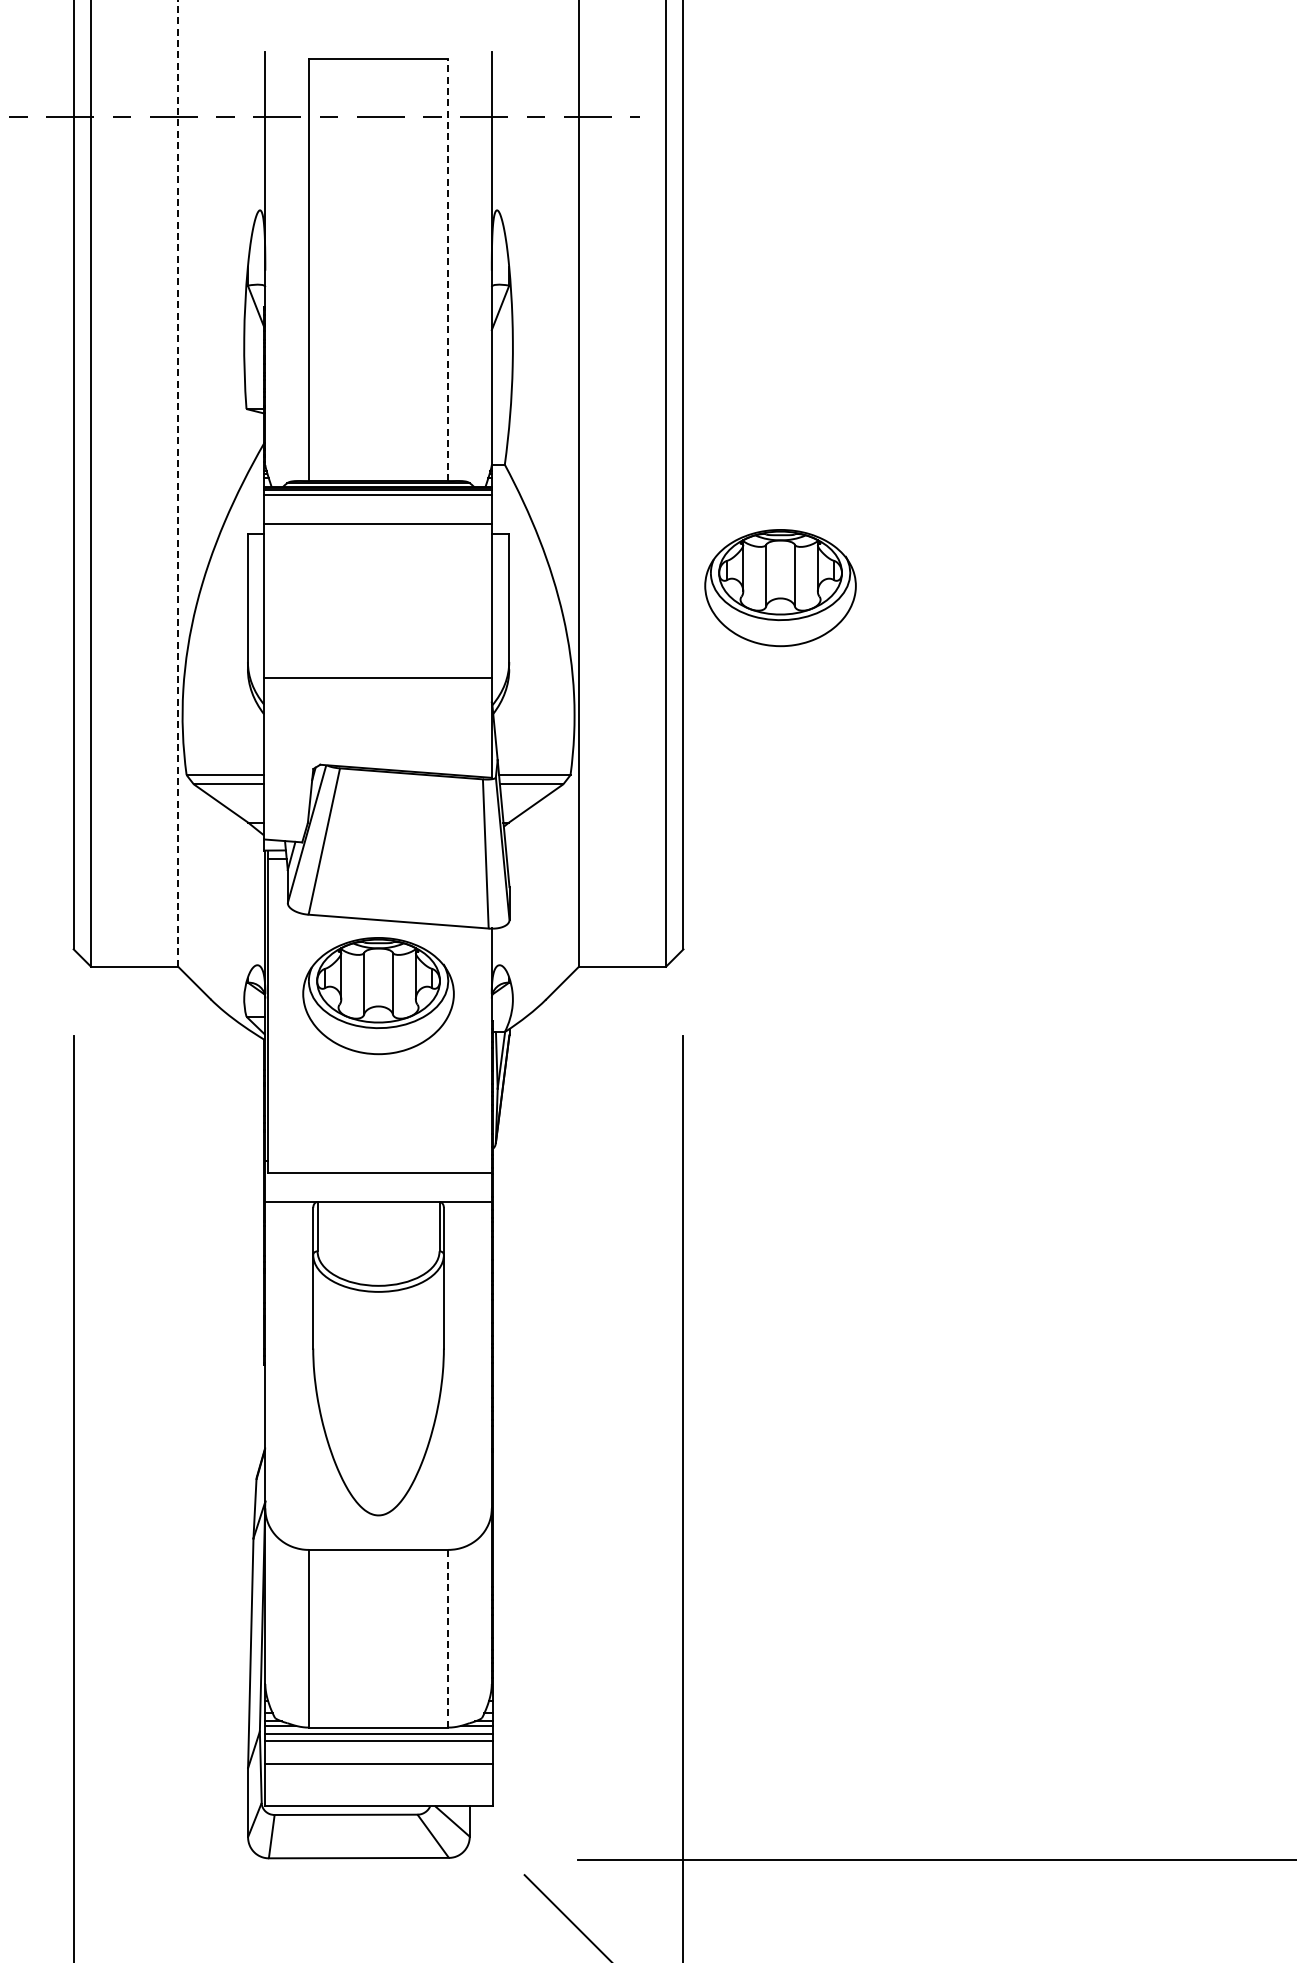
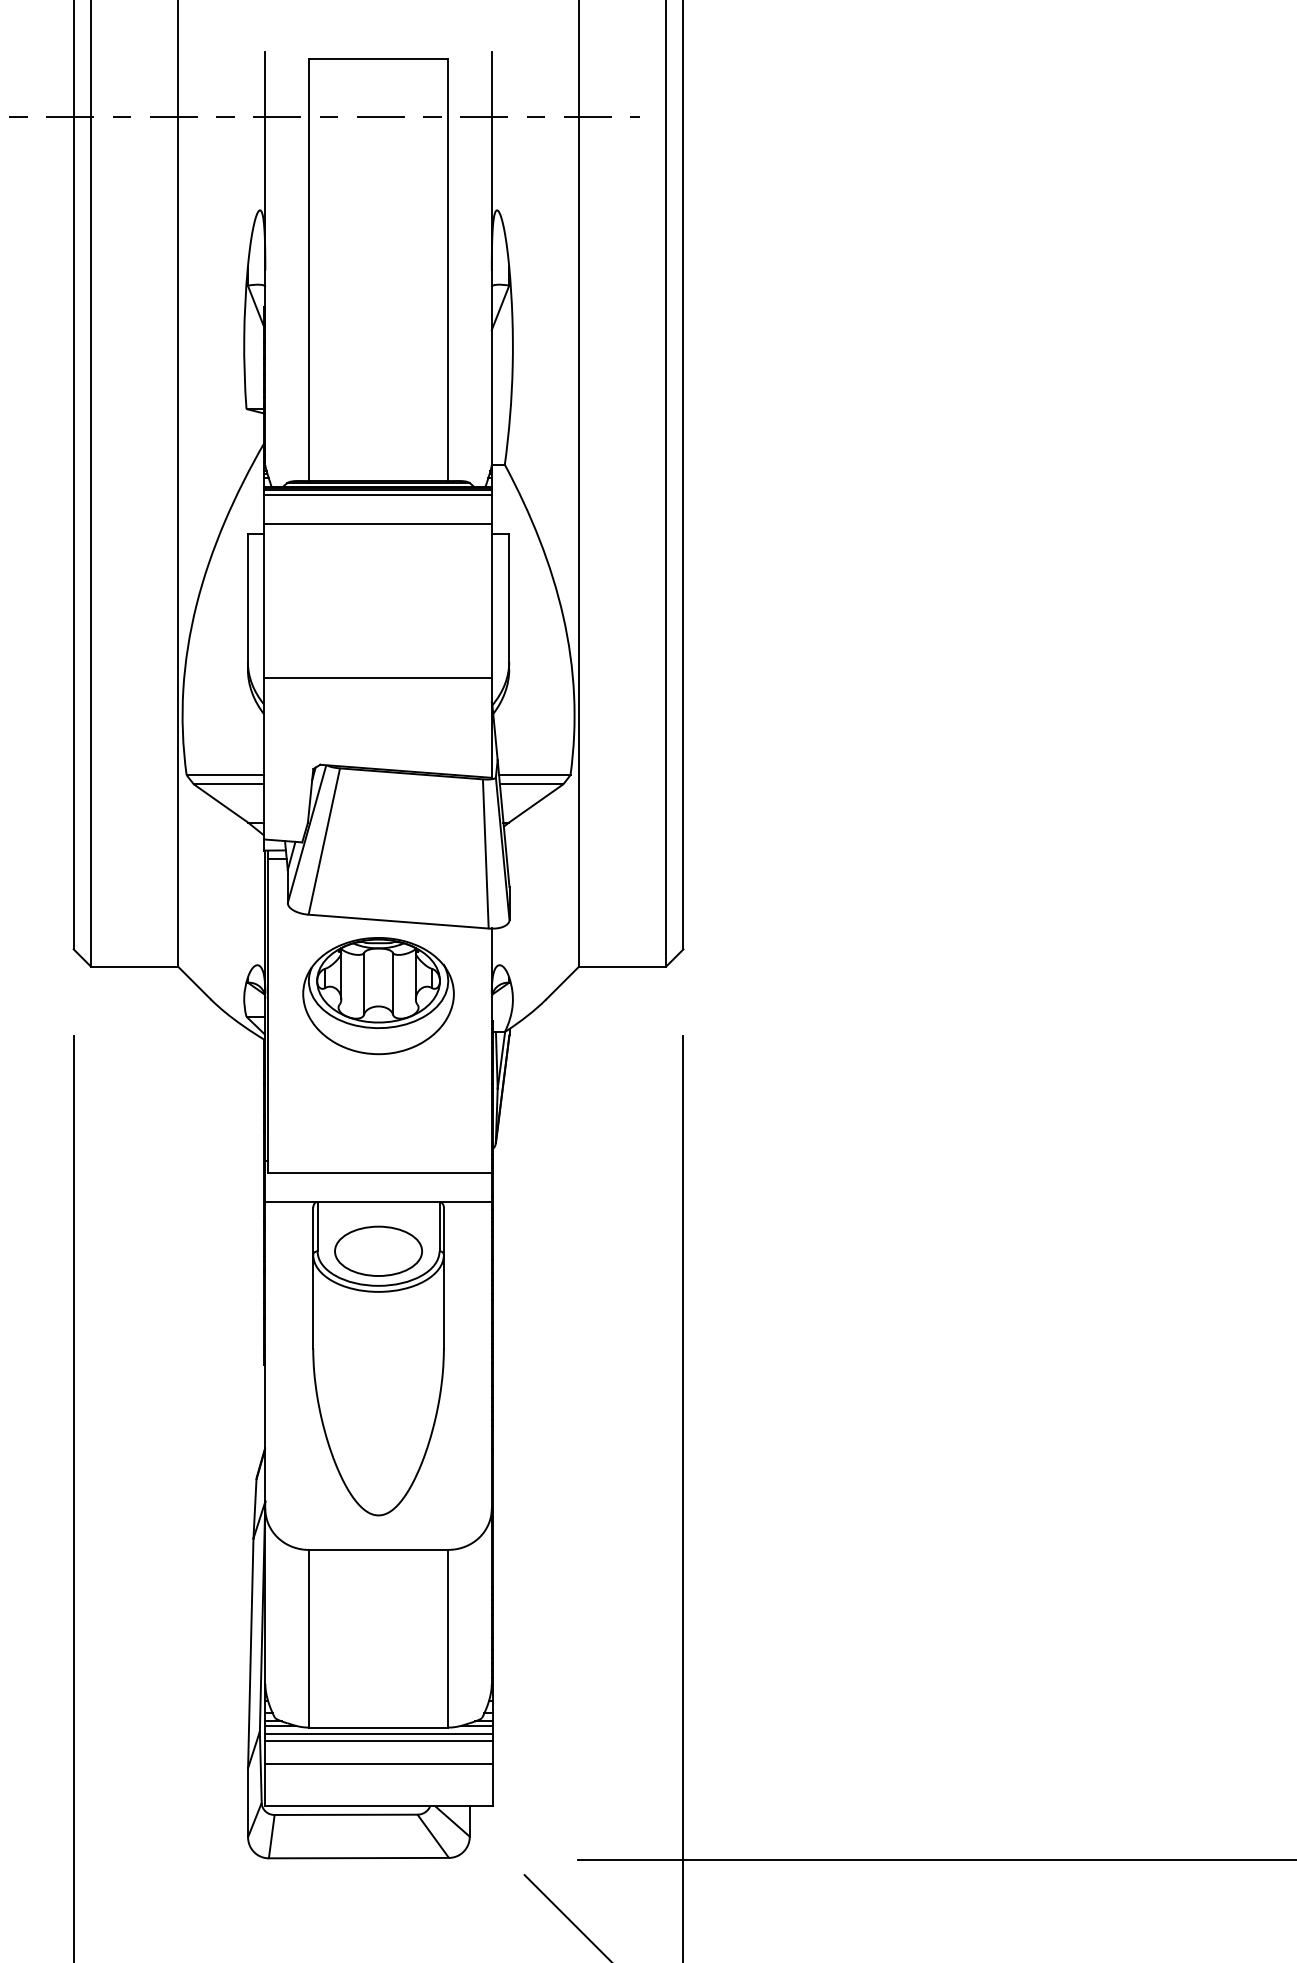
line: dashed -> solid (448, 269)
line: dashed -> solid (178, 483)
part: present -> none (780, 588)
part: none -> present (378, 1250)
line: dashed -> solid (448, 1638)
